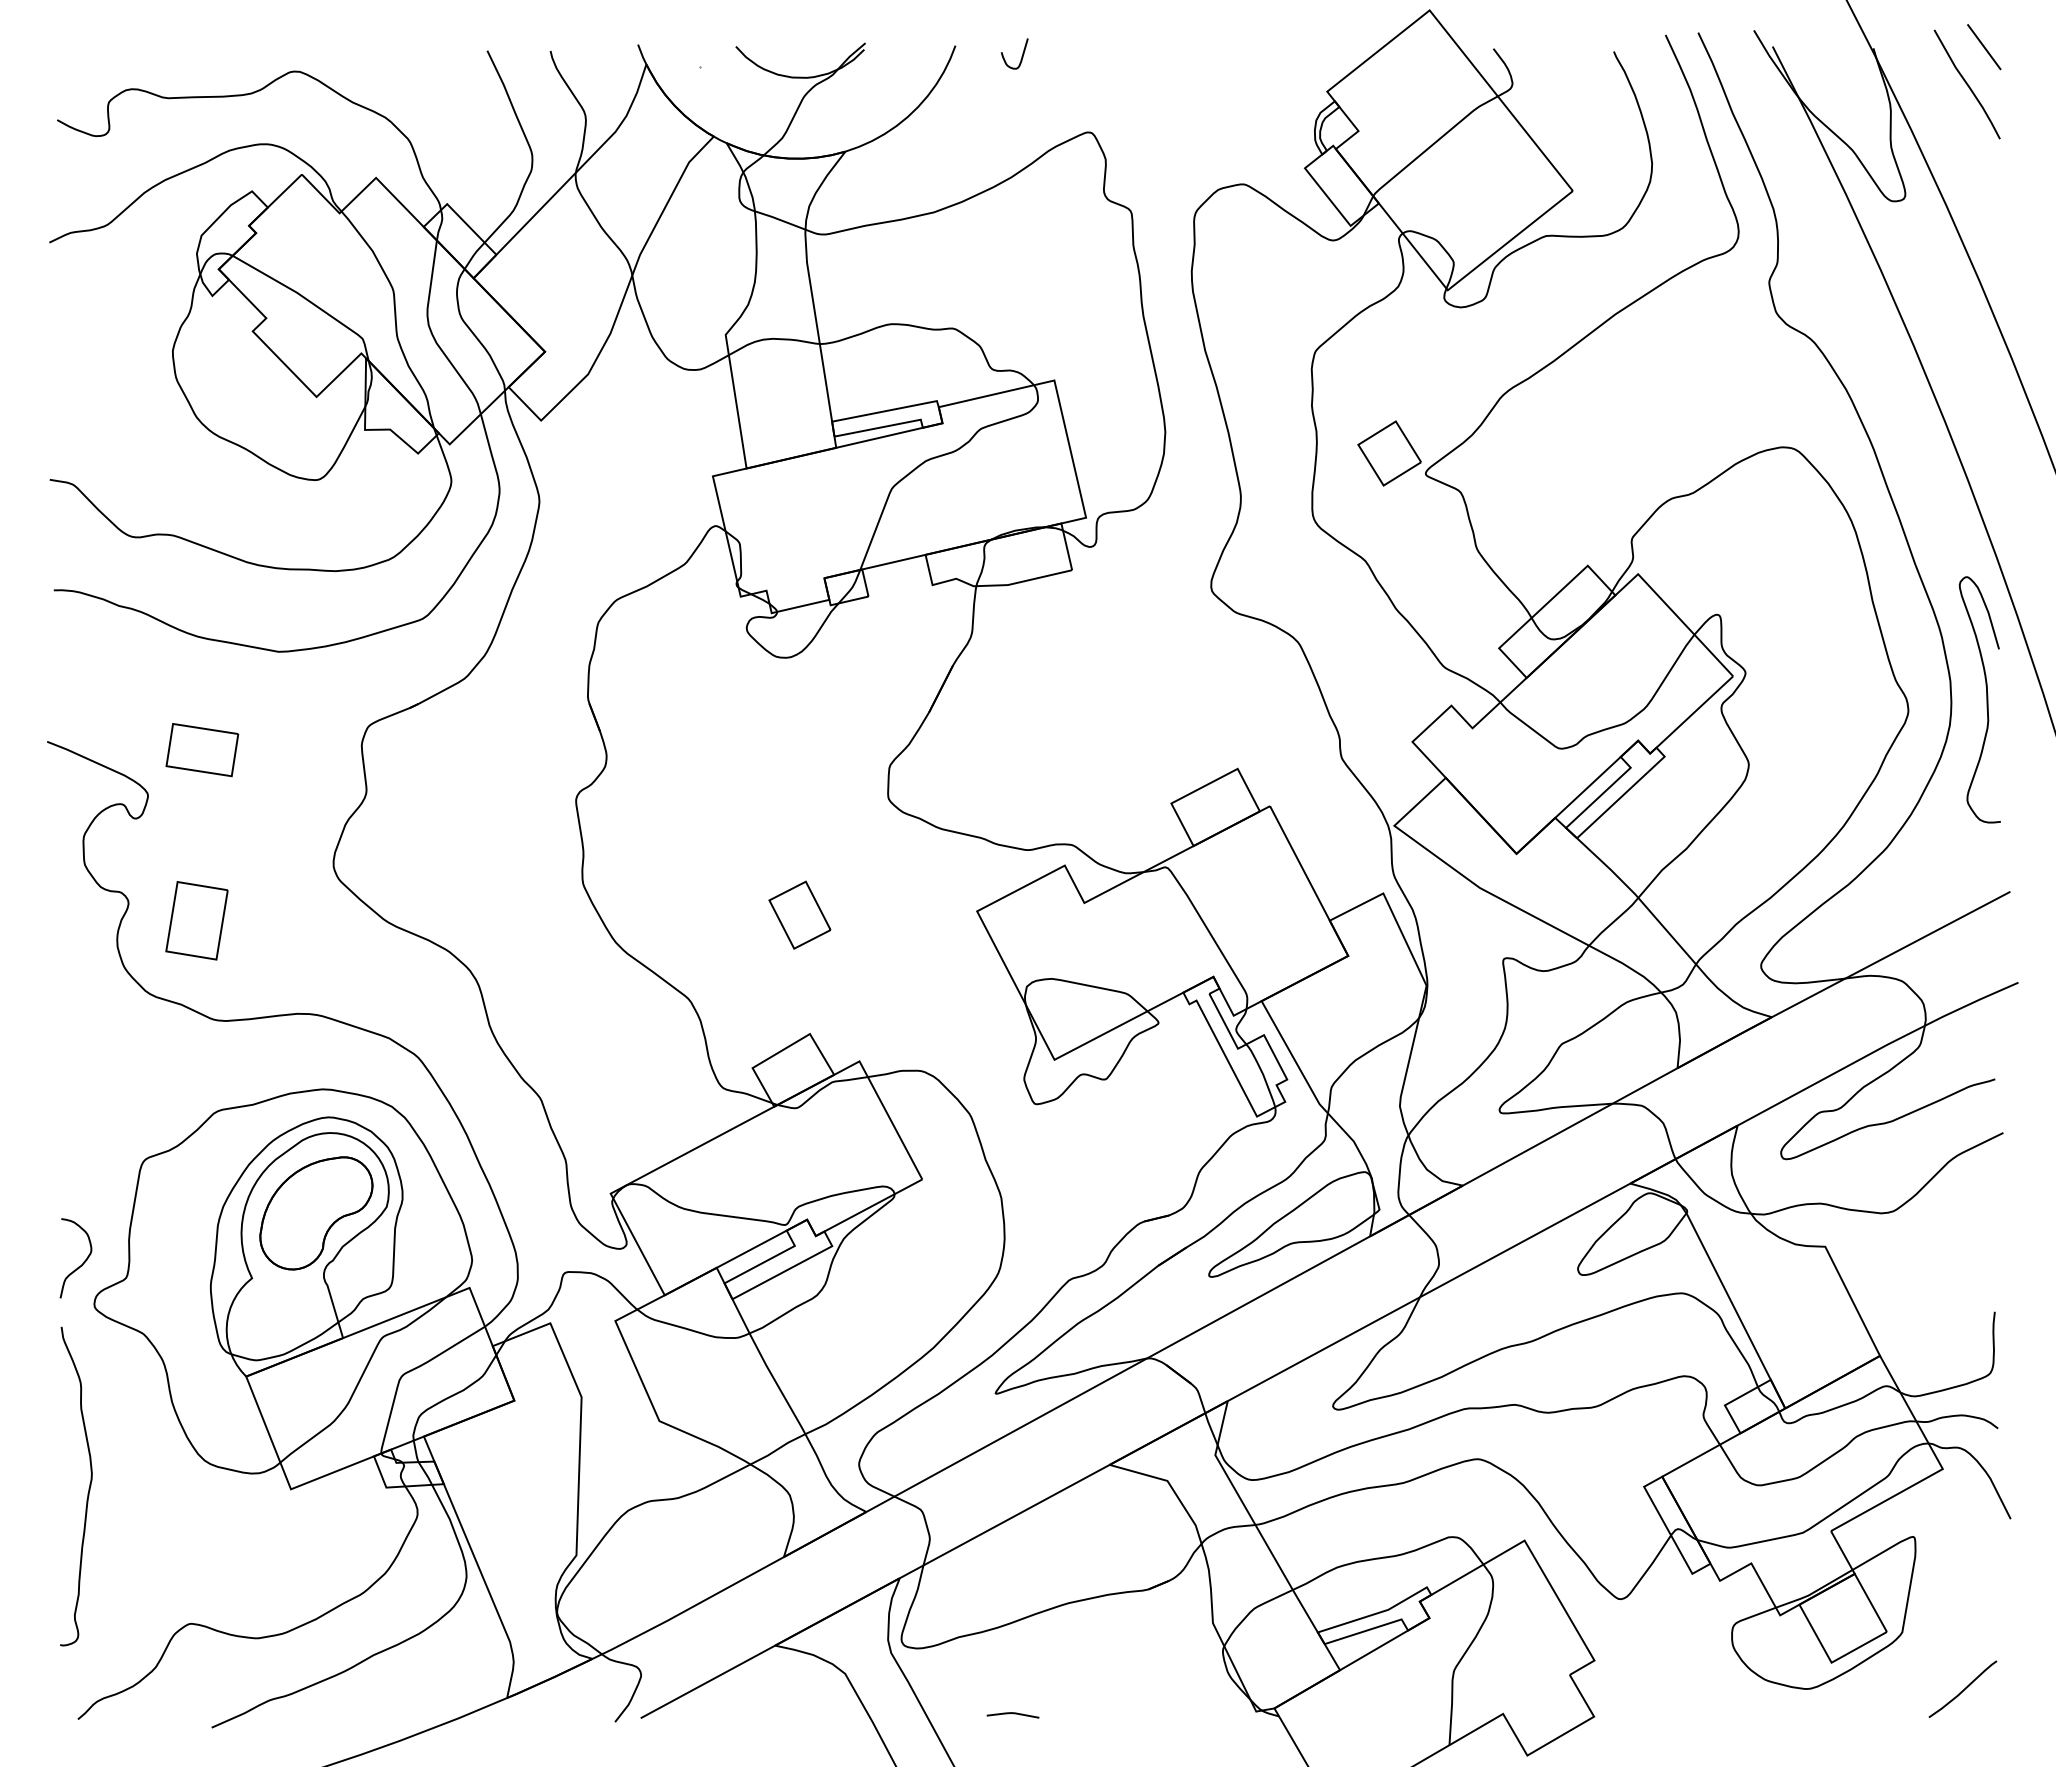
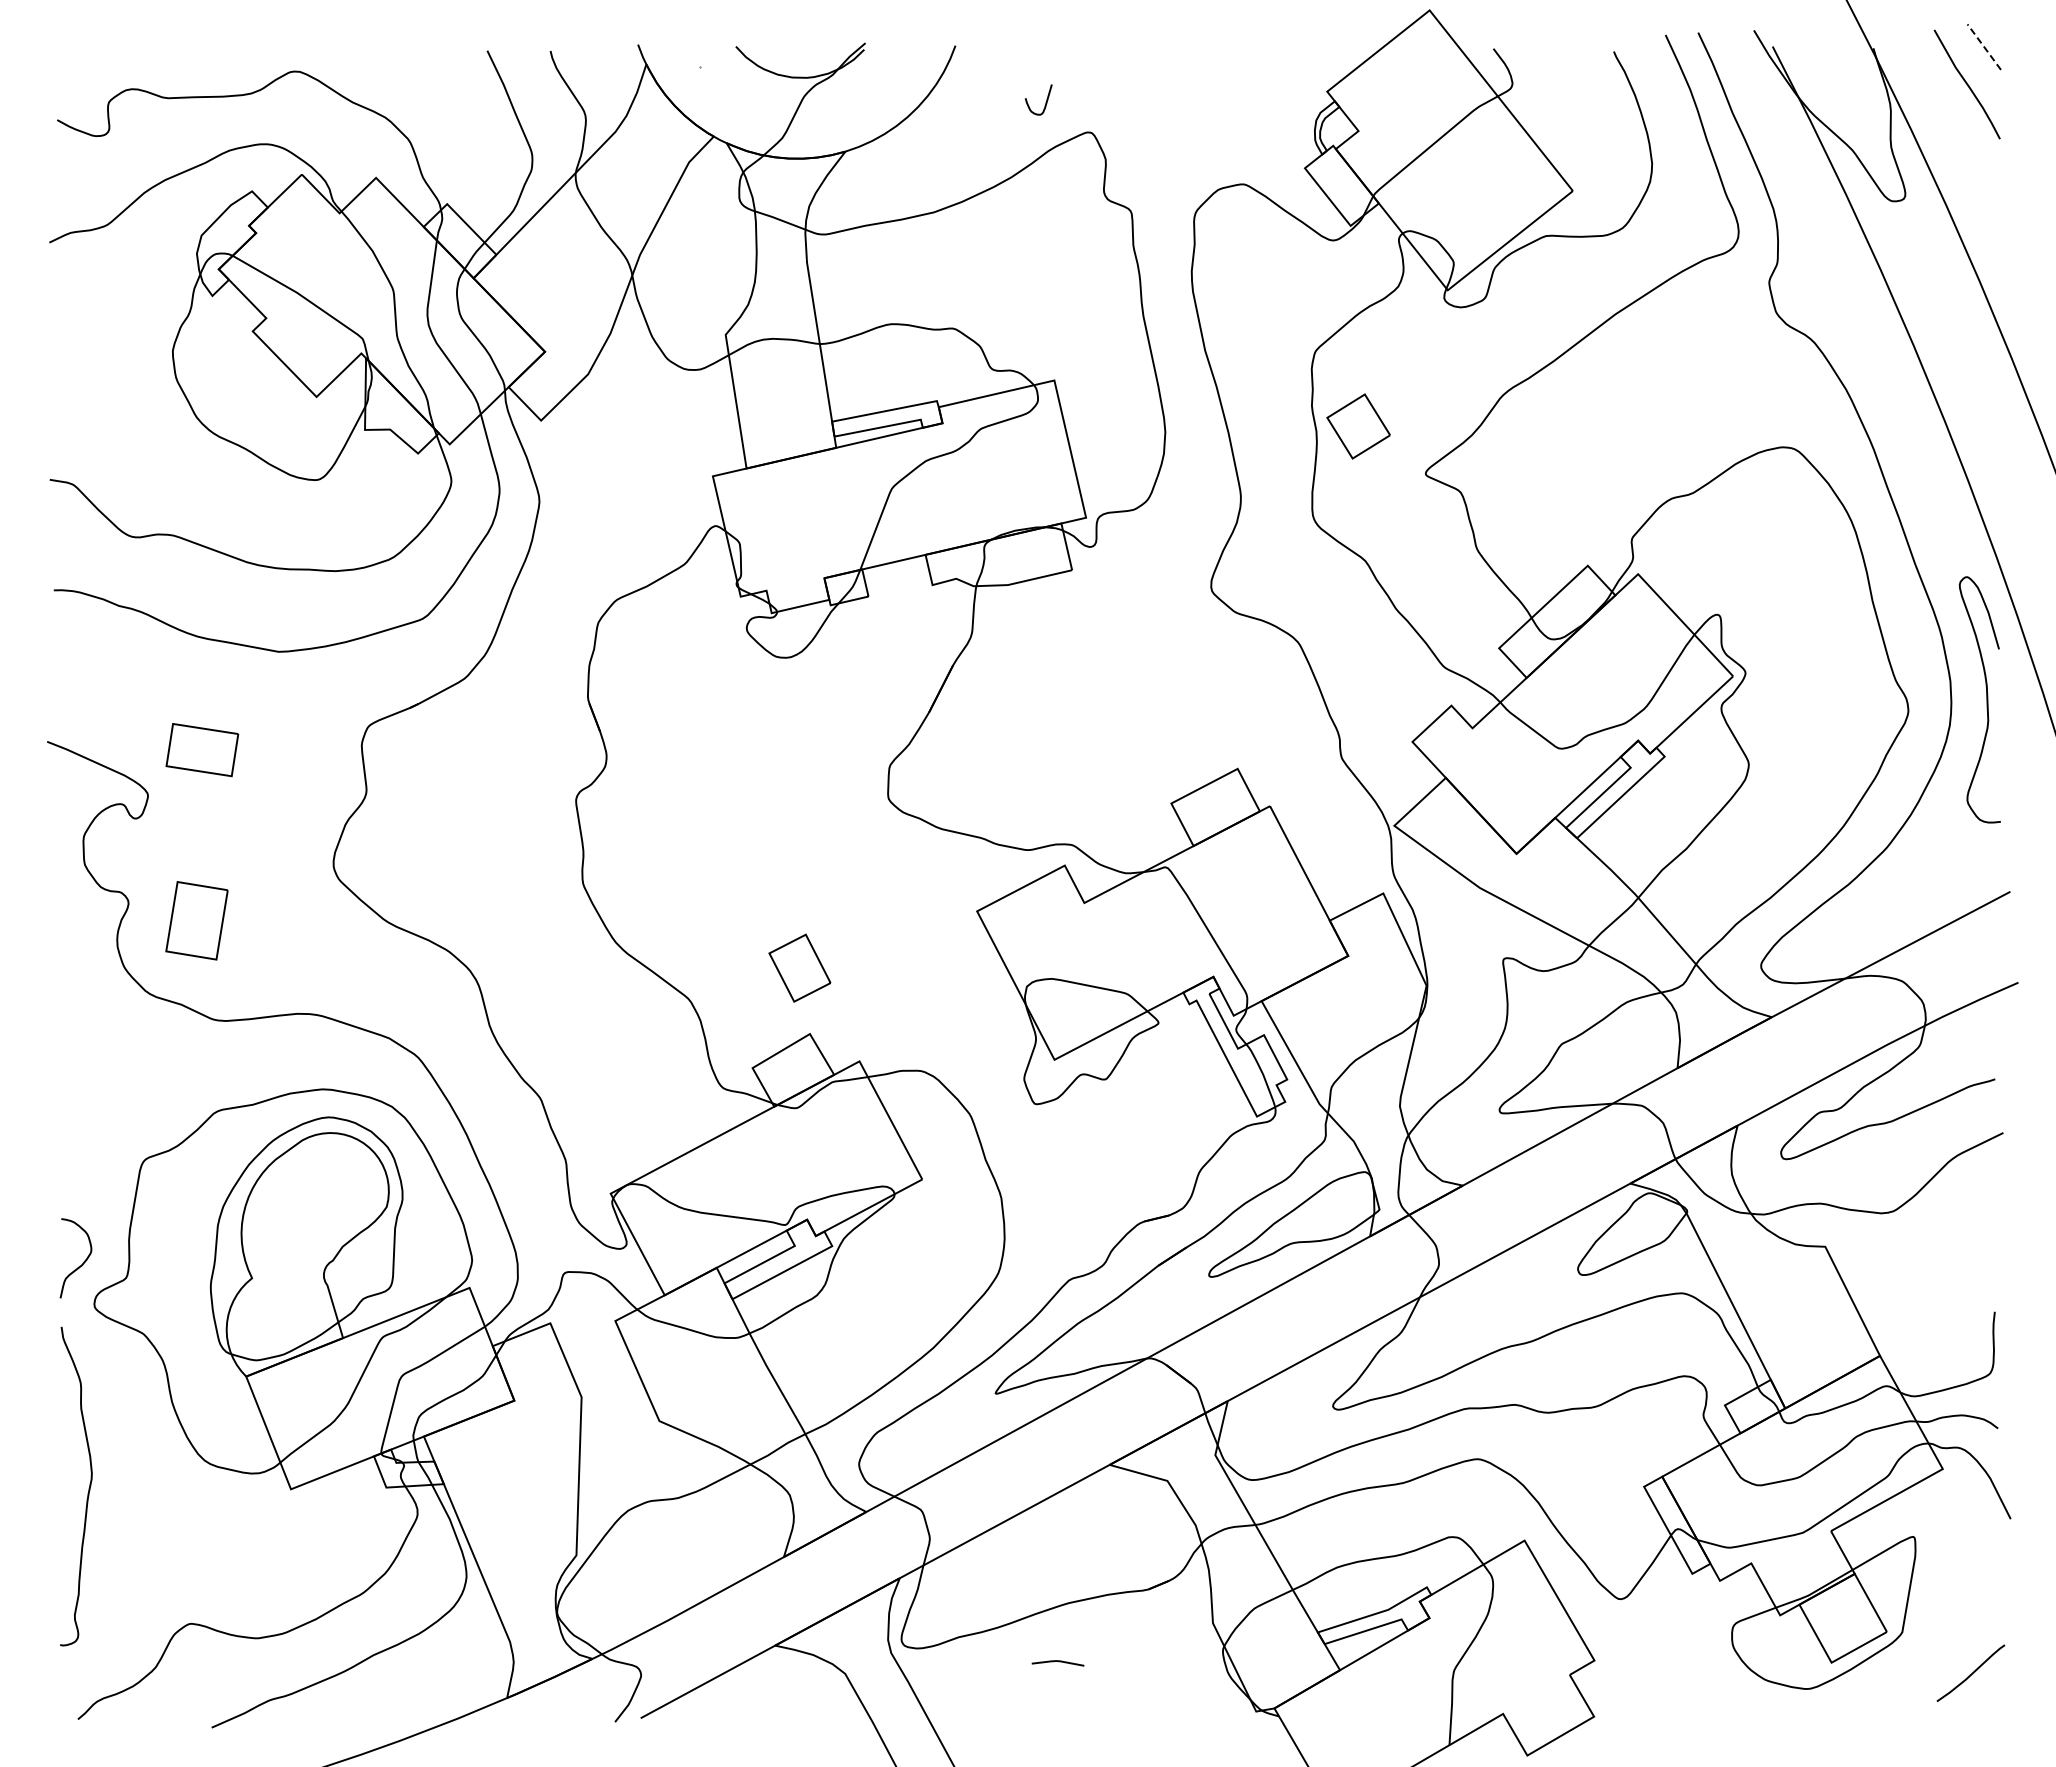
line: solid -> dashed (1983, 46)
curve position: (1021, 56) -> (1045, 102) (1045, 102)
part position: (1389, 453) -> (1358, 426) (1358, 426)
part position: (799, 914) -> (799, 967) (799, 967)
part: present -> none (316, 1213)
curve position: (1963, 1689) -> (1971, 1673) (1971, 1673)
line position: (1013, 1714) -> (1058, 1662) (1058, 1662)
